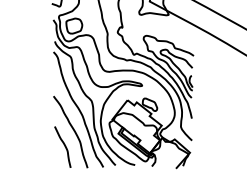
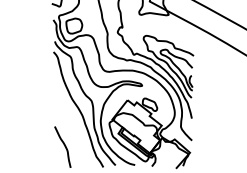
curve: present -> none (72, 129)
